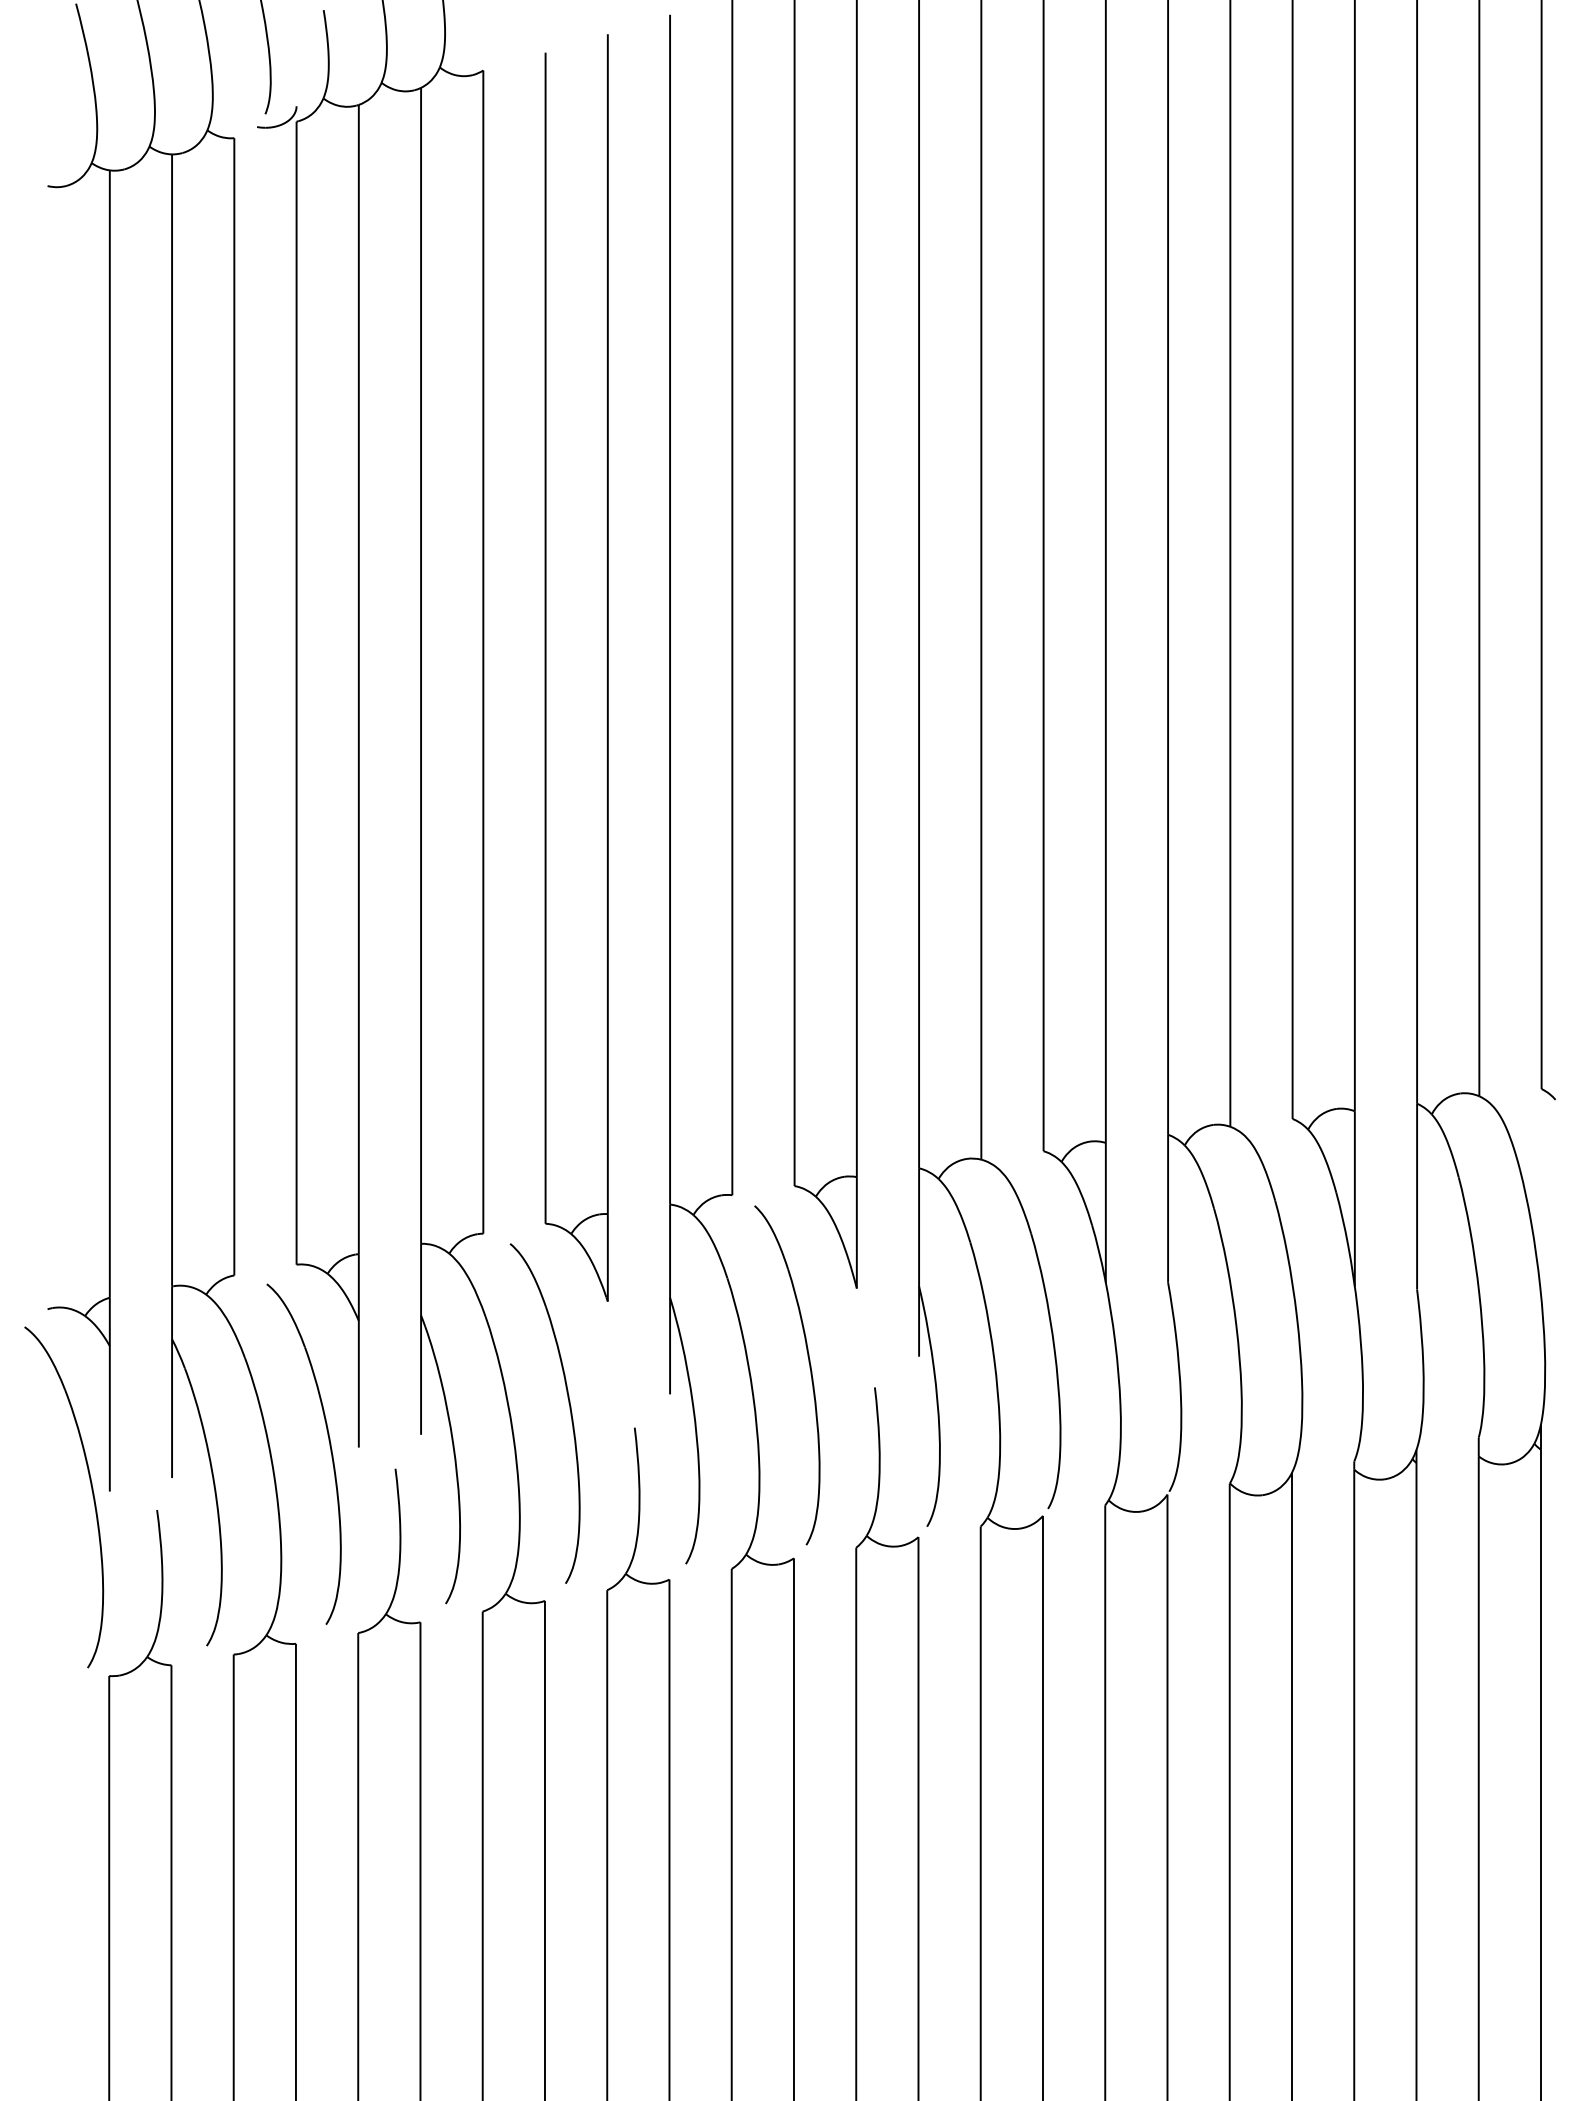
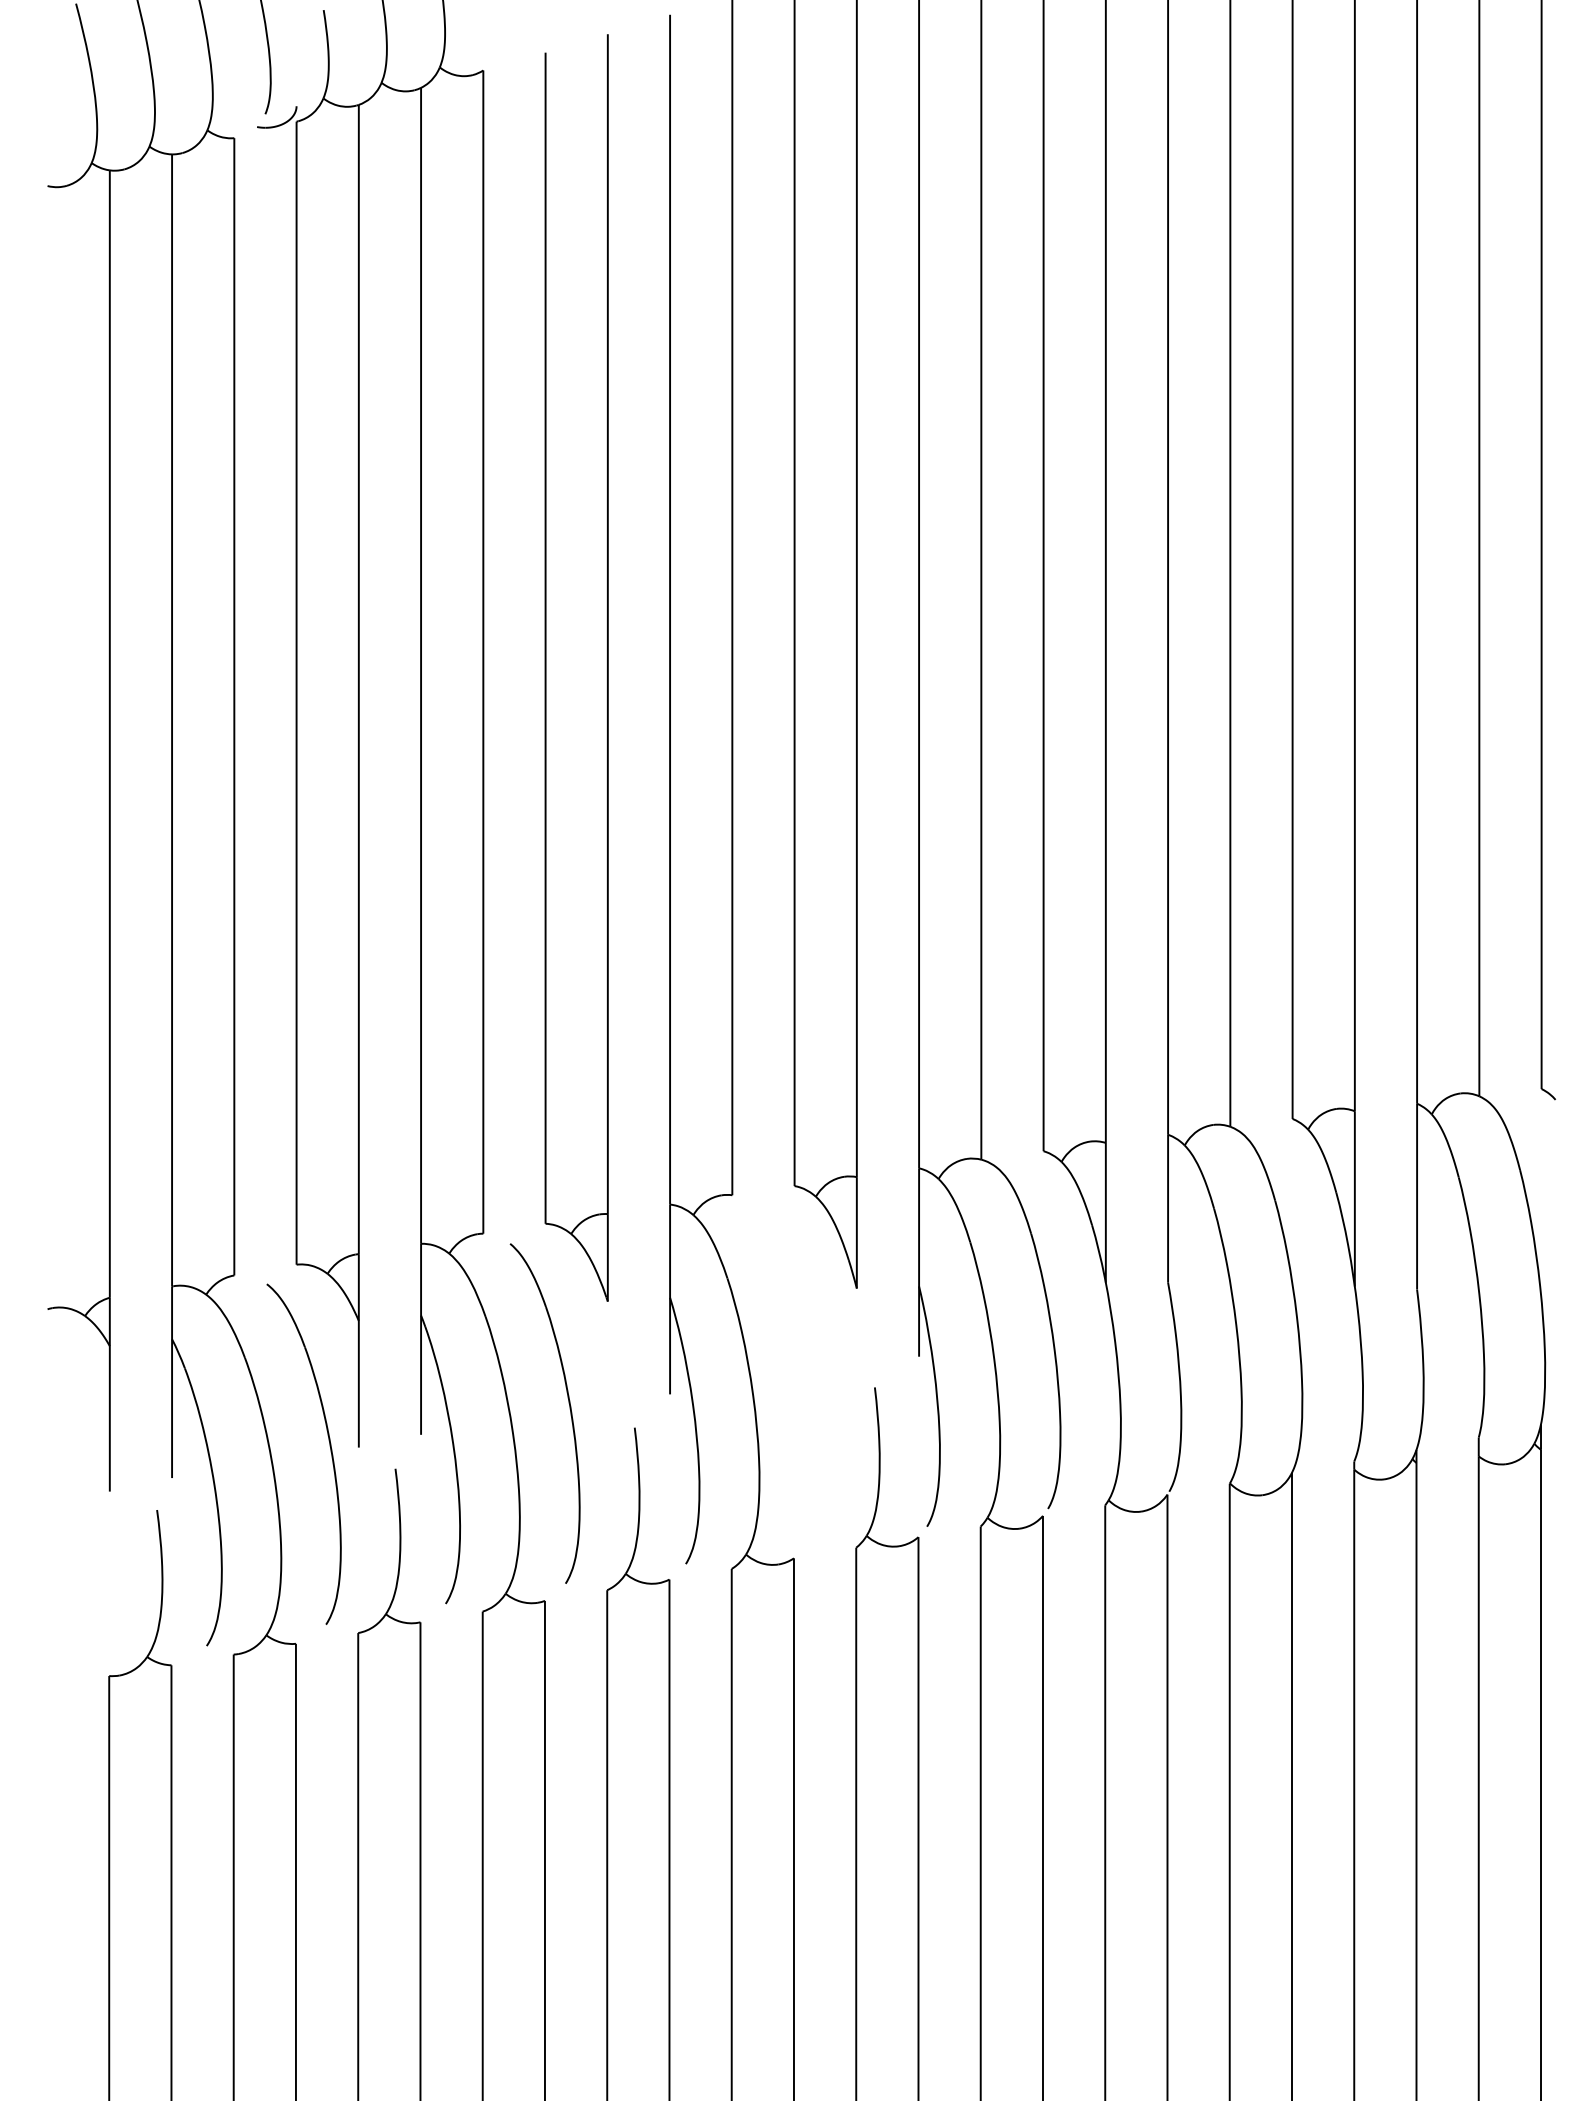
part: present -> none (810, 1374)
part: present -> none (91, 1490)
